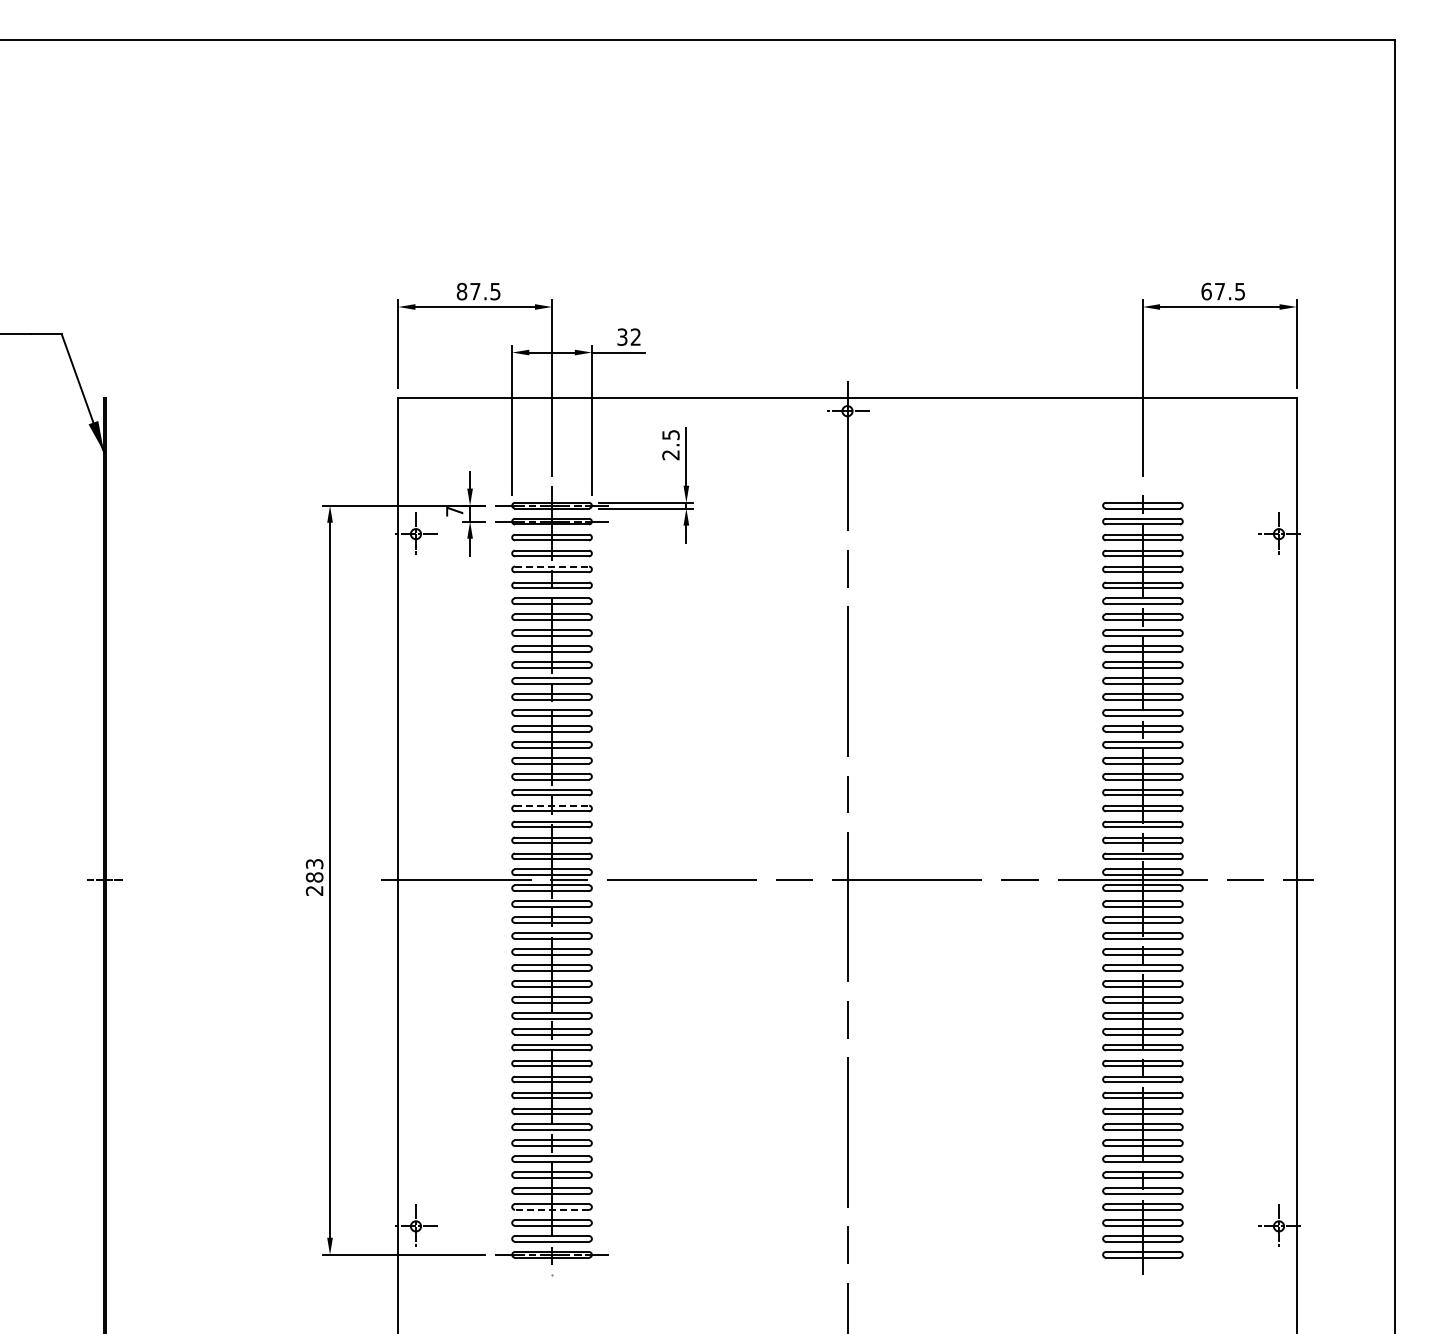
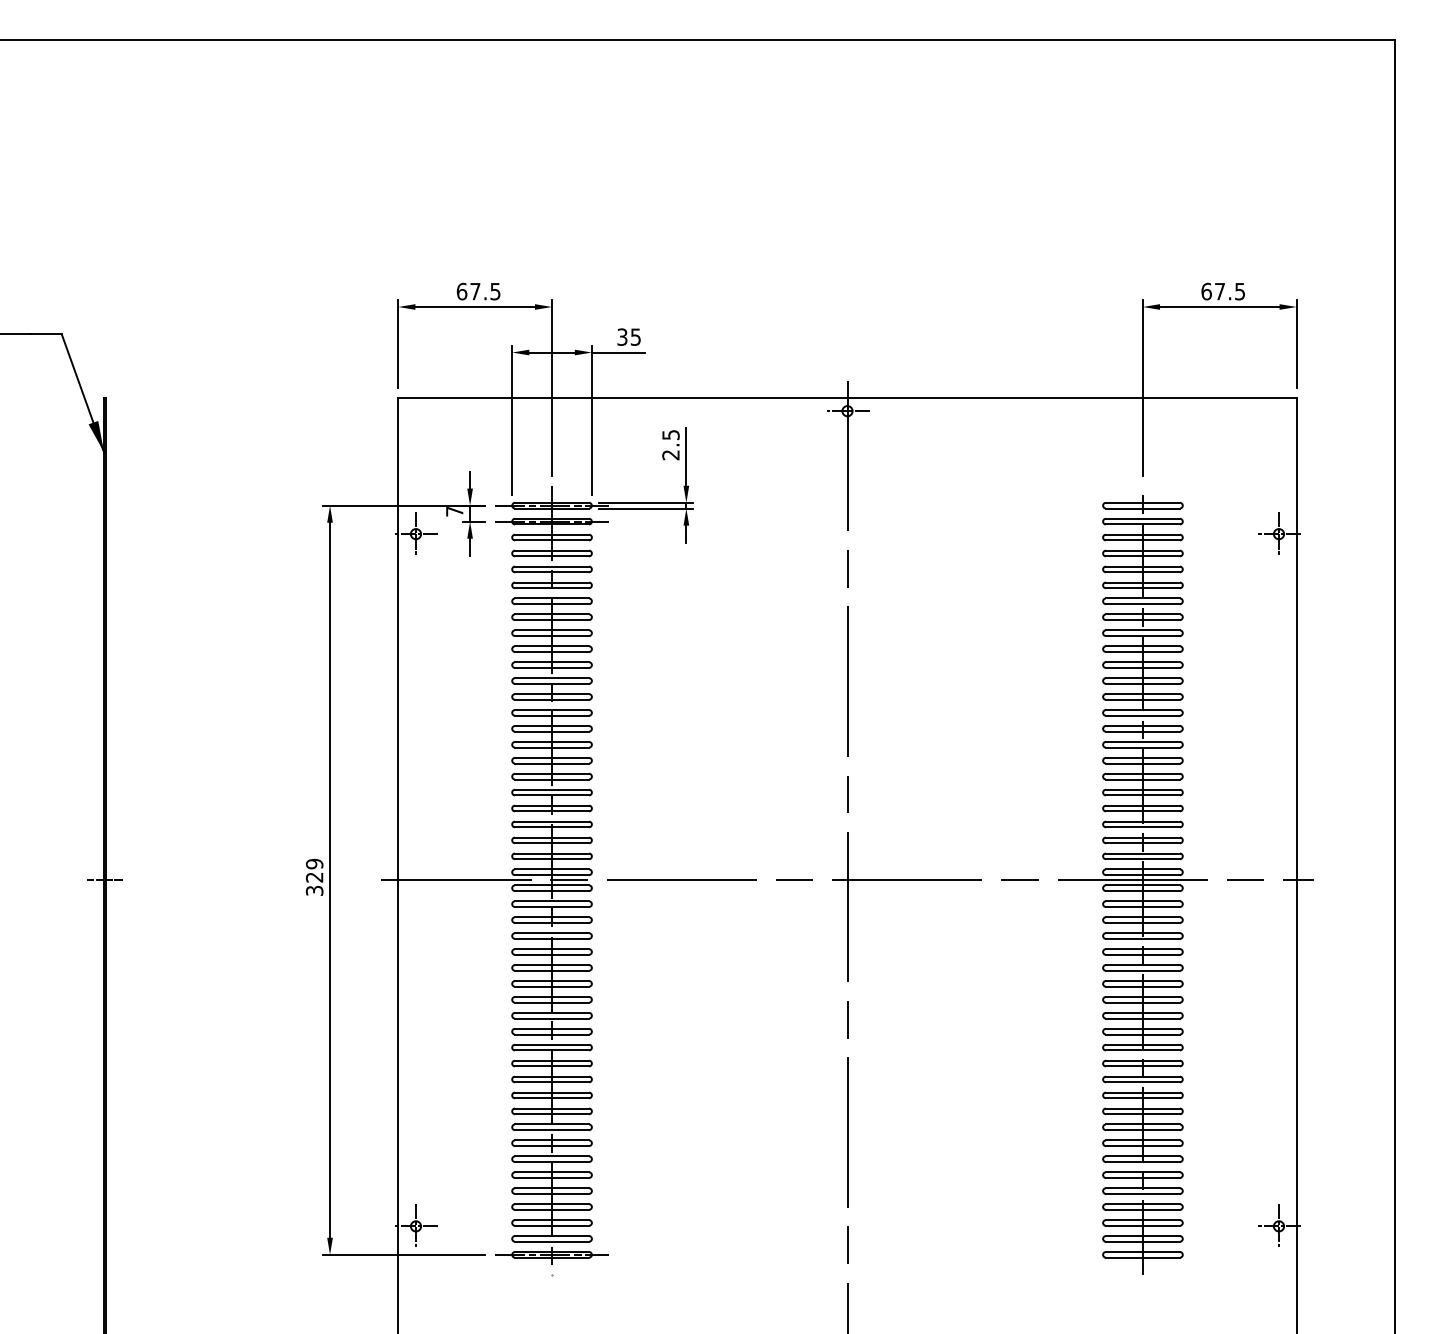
text: 87.5 -> 67.5 (461, 291)
text: 32 -> 35 (635, 336)
line: dashed -> solid (552, 566)
line: dashed -> solid (552, 805)
text: 283 -> 329 (314, 876)
line: dashed -> solid (551, 1209)
